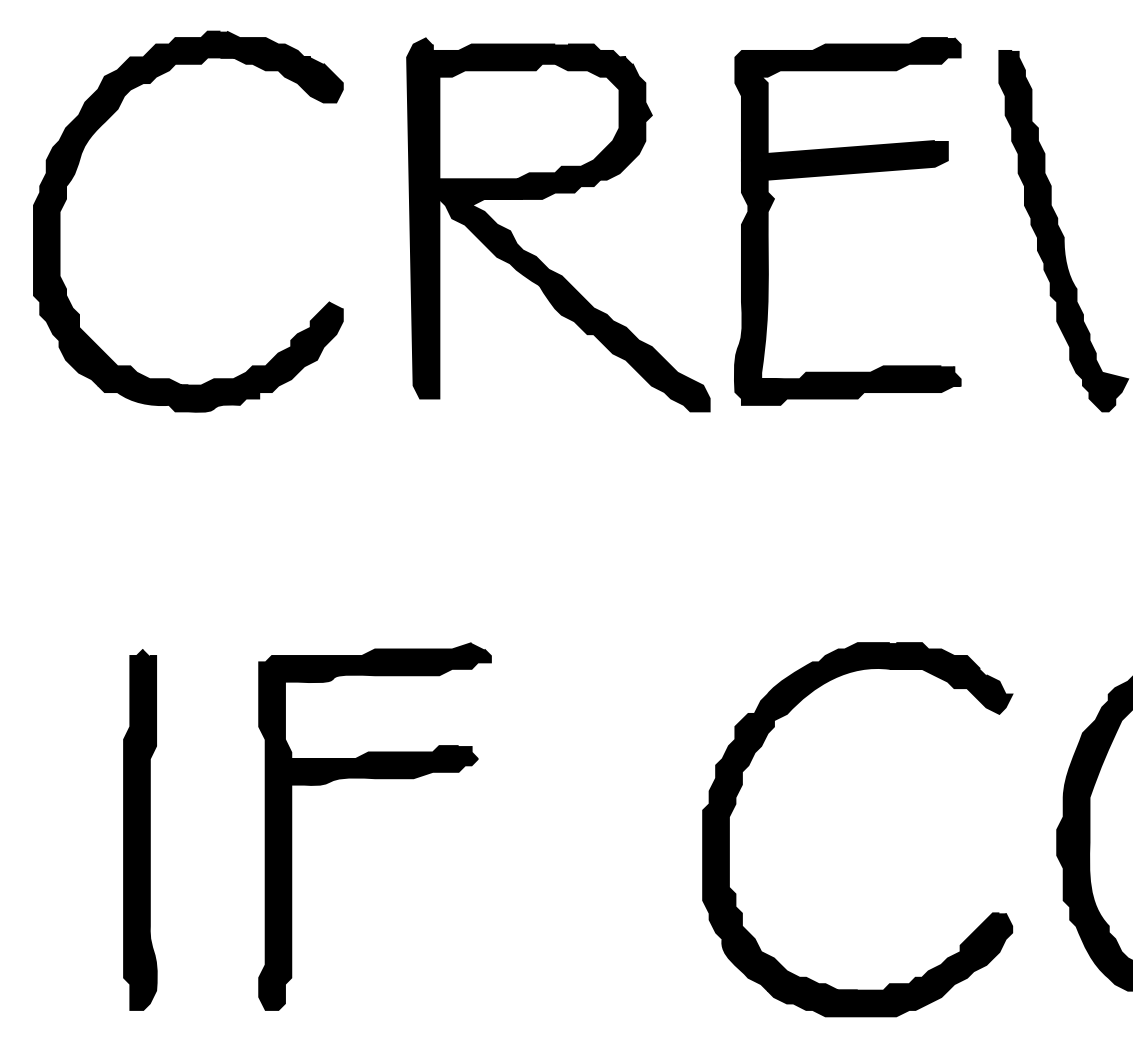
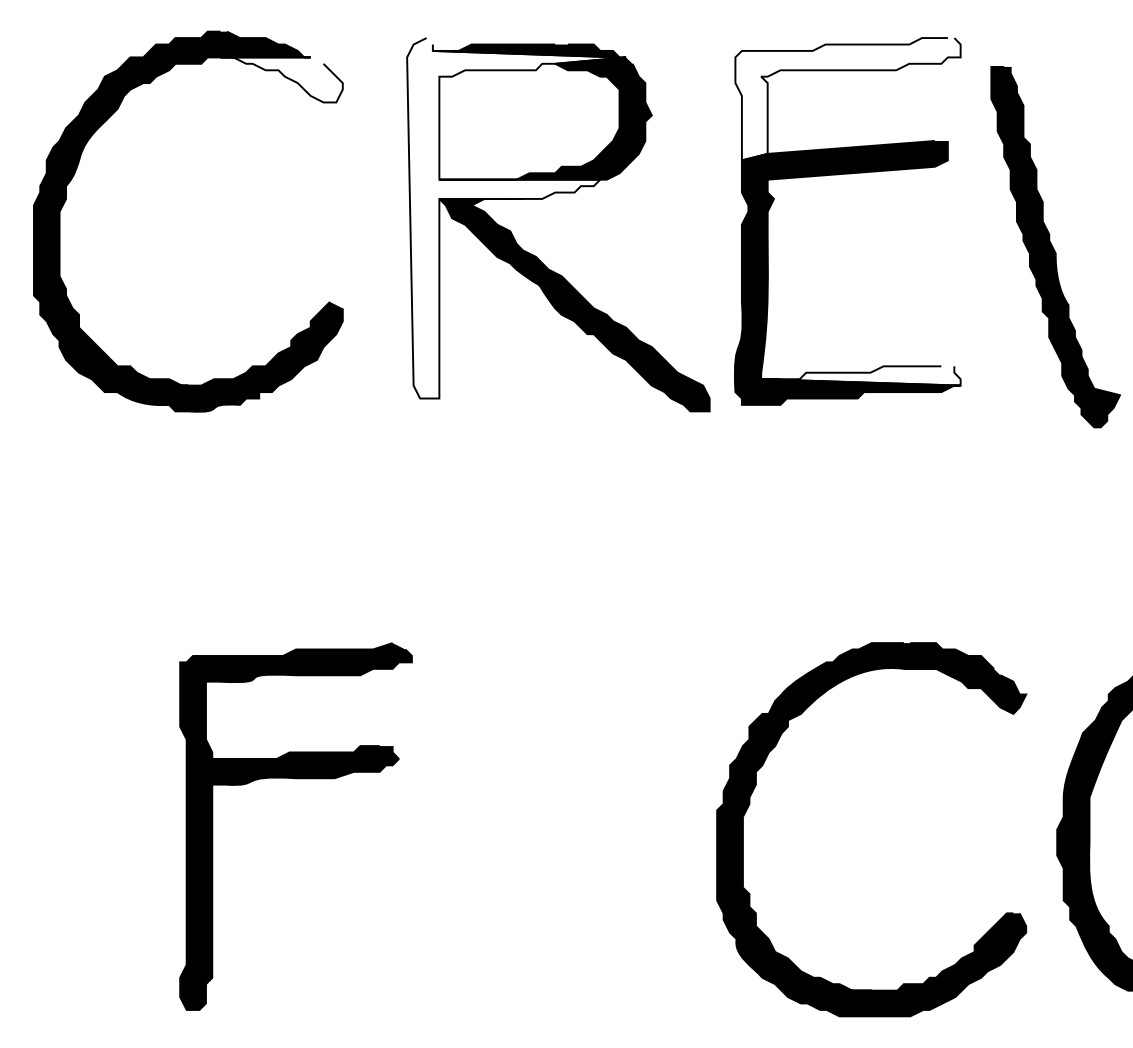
fill: present -> none (281, 79)
fill: present -> none (847, 99)
fill: present -> none (516, 218)
part position: (1063, 231) -> (1055, 247) (1055, 247)
fill: present -> none (860, 375)
part position: (374, 779) -> (295, 779) (295, 779)
part position: (742, 785) -> (756, 785) (756, 785)
part: present -> none (140, 829)
